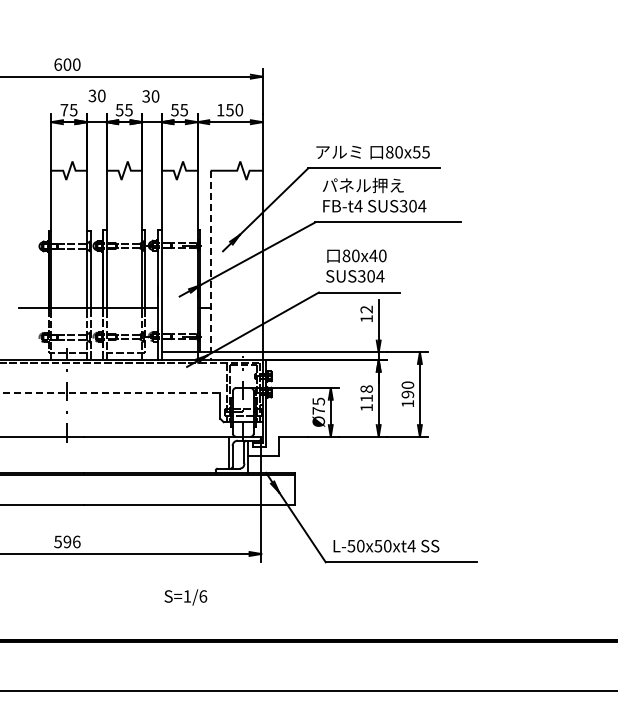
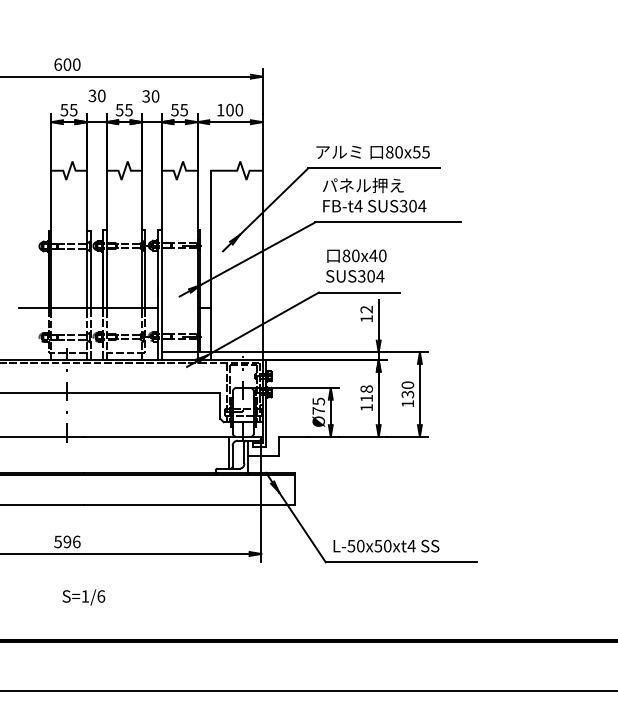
text: 150 -> 100 (229, 109)
text: 75 -> 55 (64, 110)
line: dashed -> solid (210, 265)
line: dashed -> solid (110, 392)
text: 190 -> 130 (407, 394)
text position: (185, 597) -> (83, 597) (83, 597)
